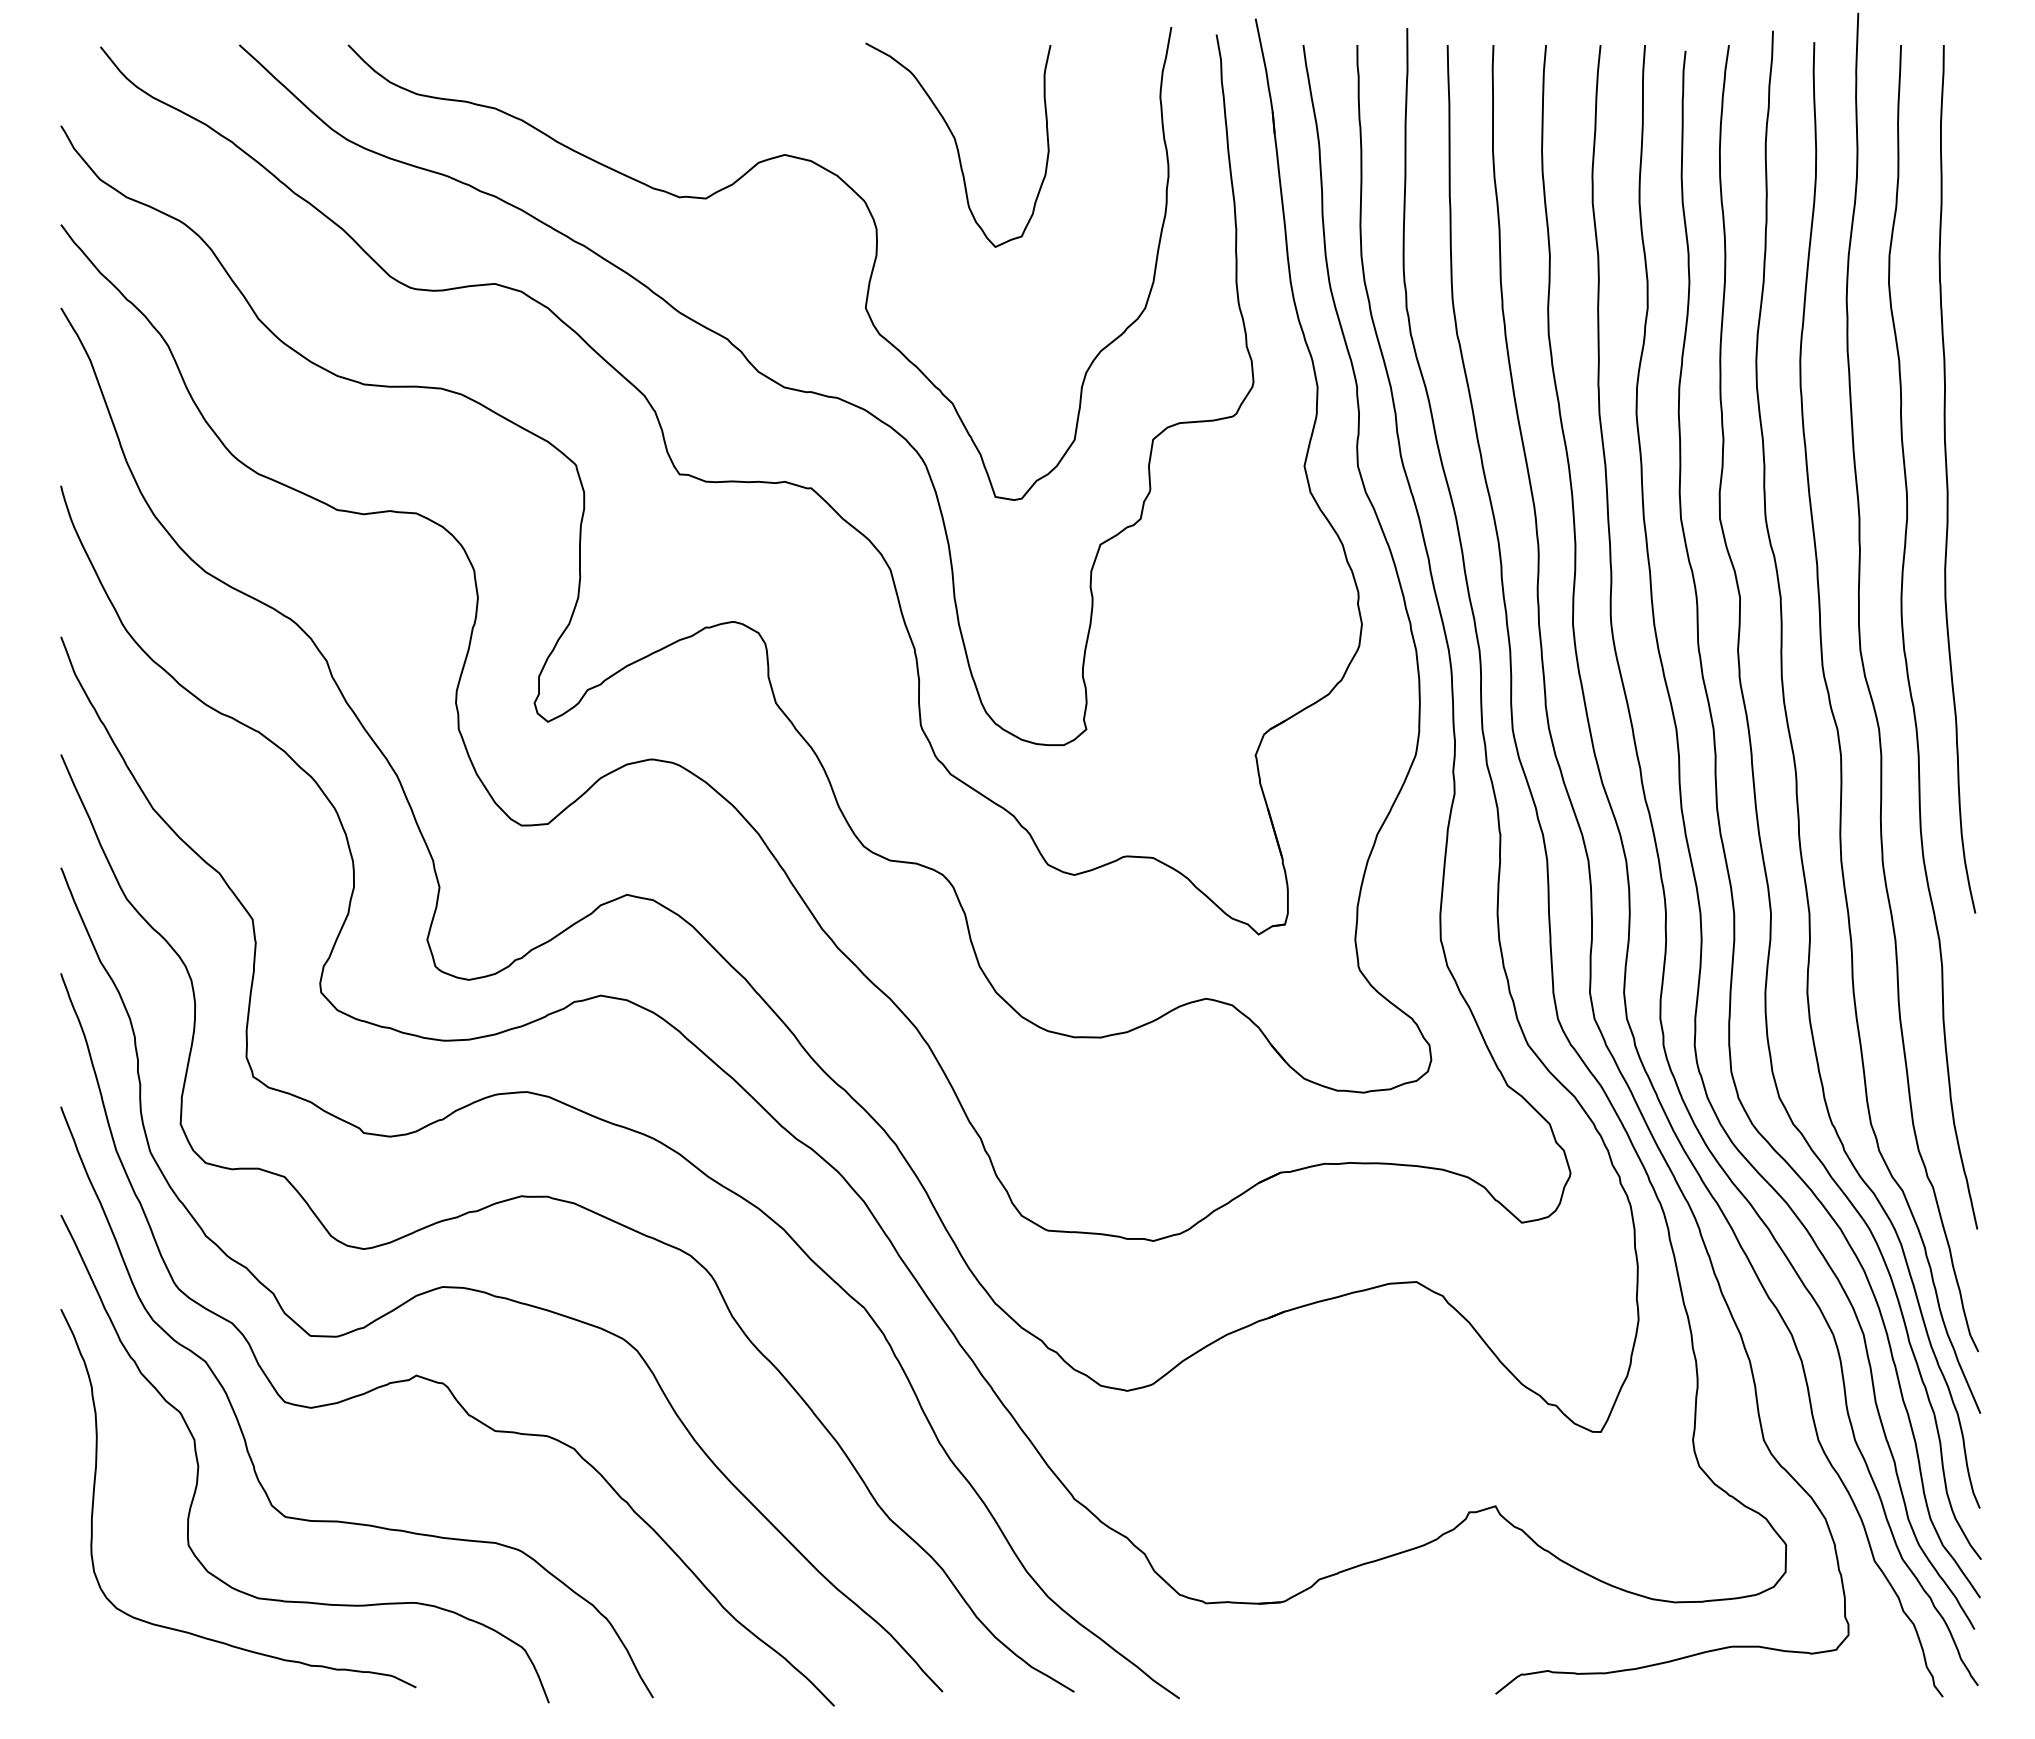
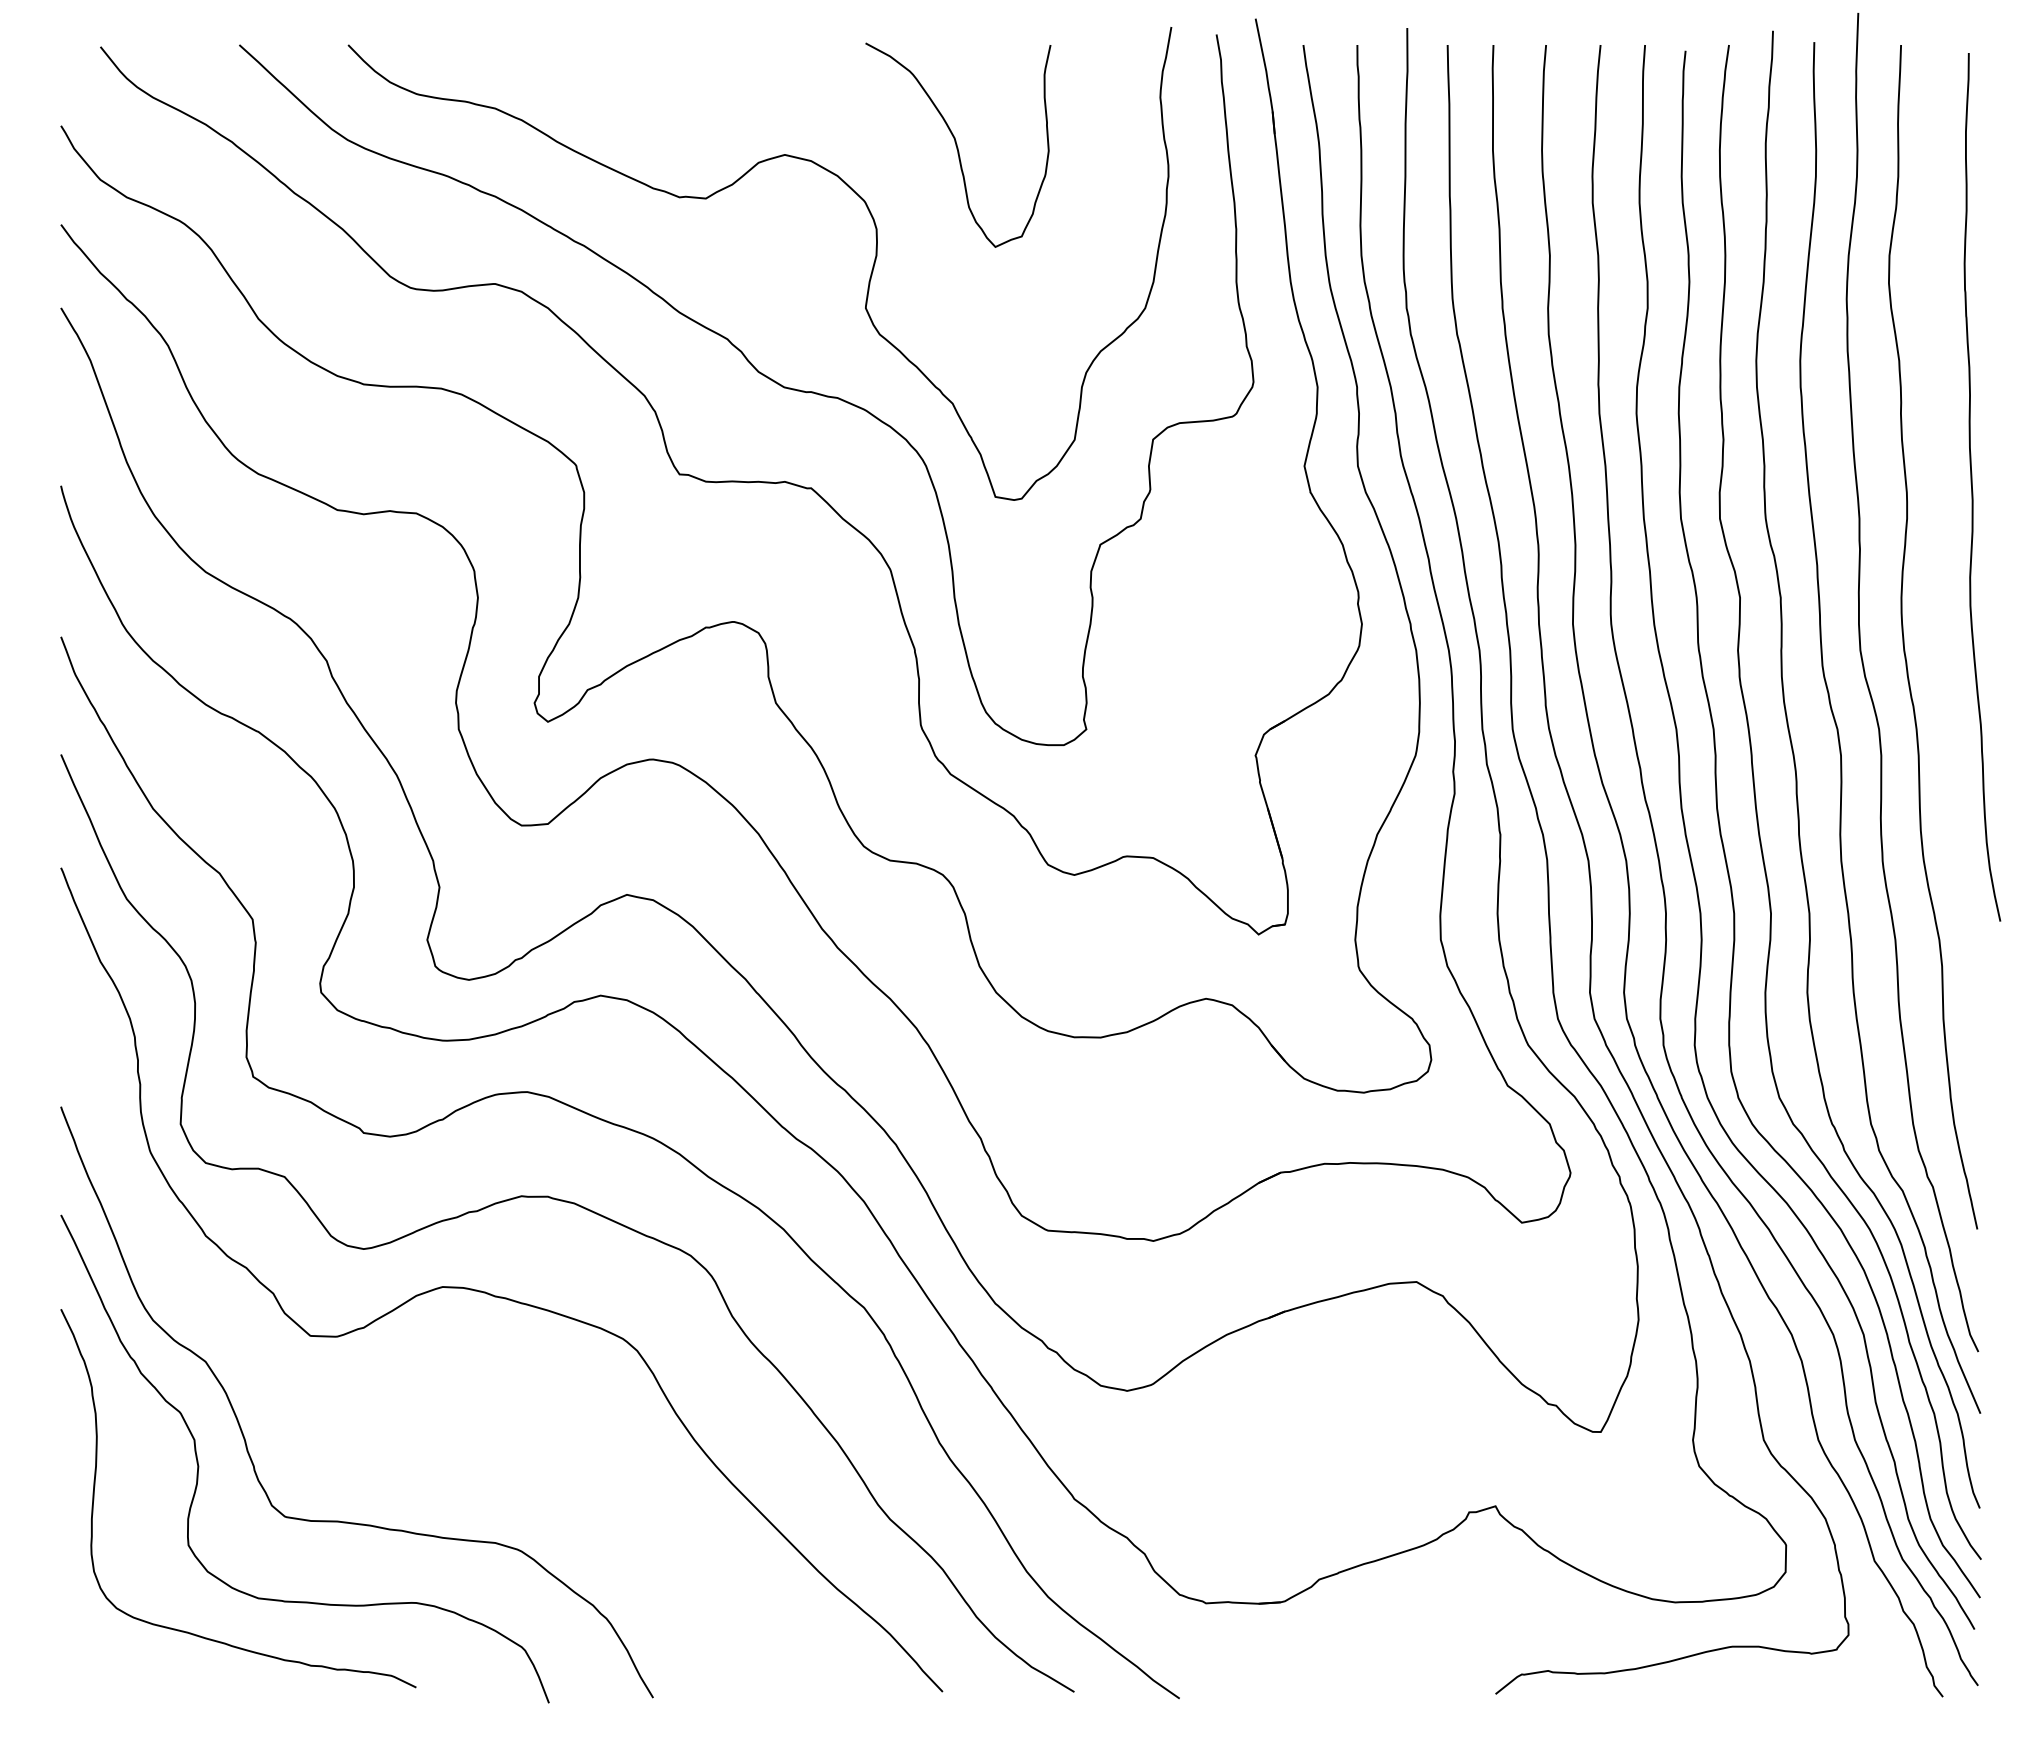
curve position: (1948, 483) -> (1973, 491) (1973, 491)
curve: present -> none (438, 1381)
